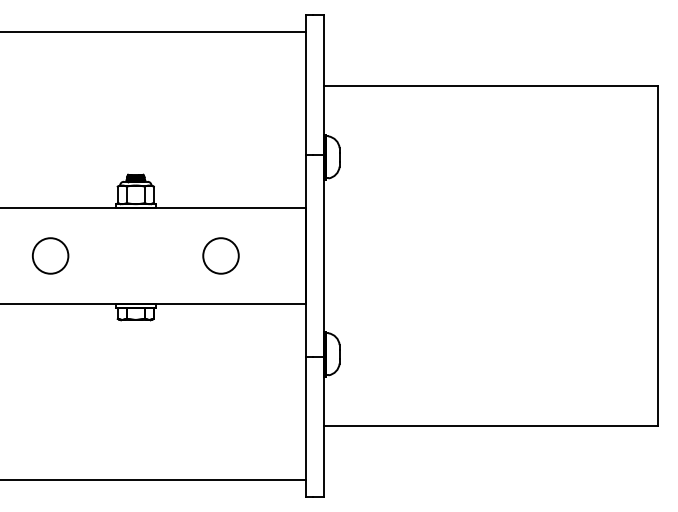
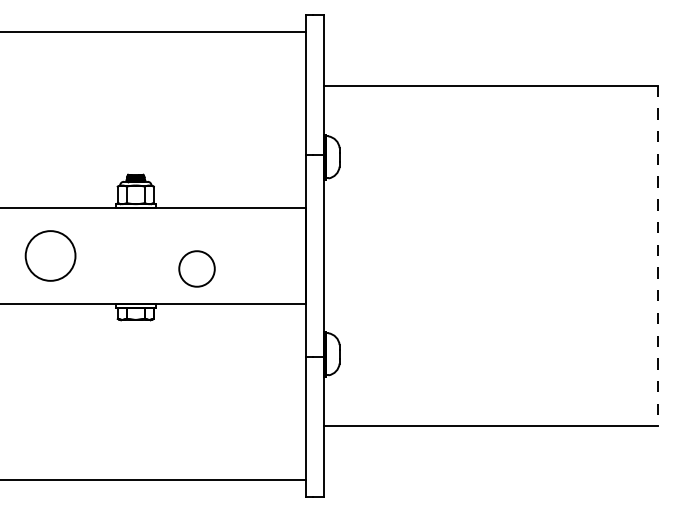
circle diameter: 36 px -> 50 px (50, 255)
circle position: (220, 255) -> (196, 268) (196, 268)
line: solid -> dashed (657, 256)
